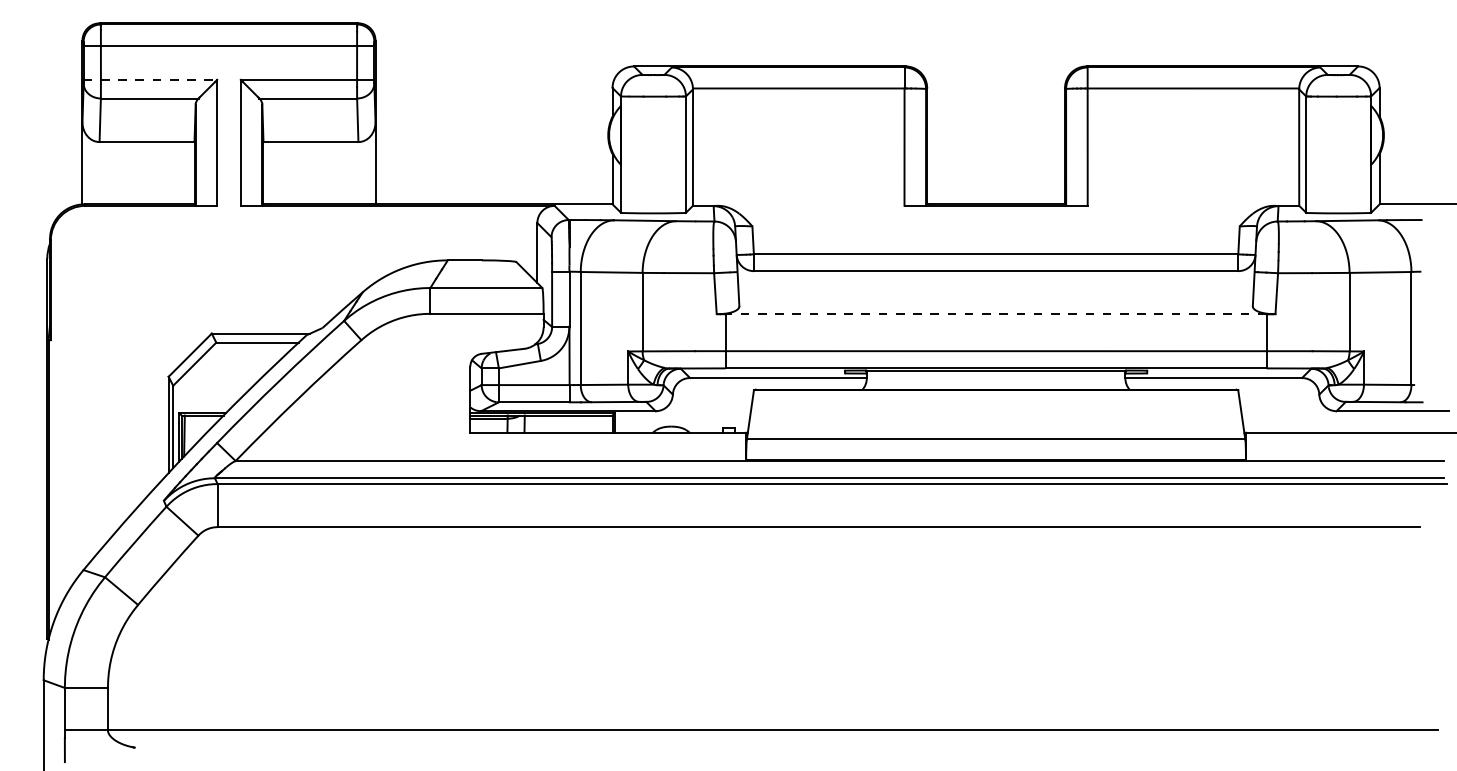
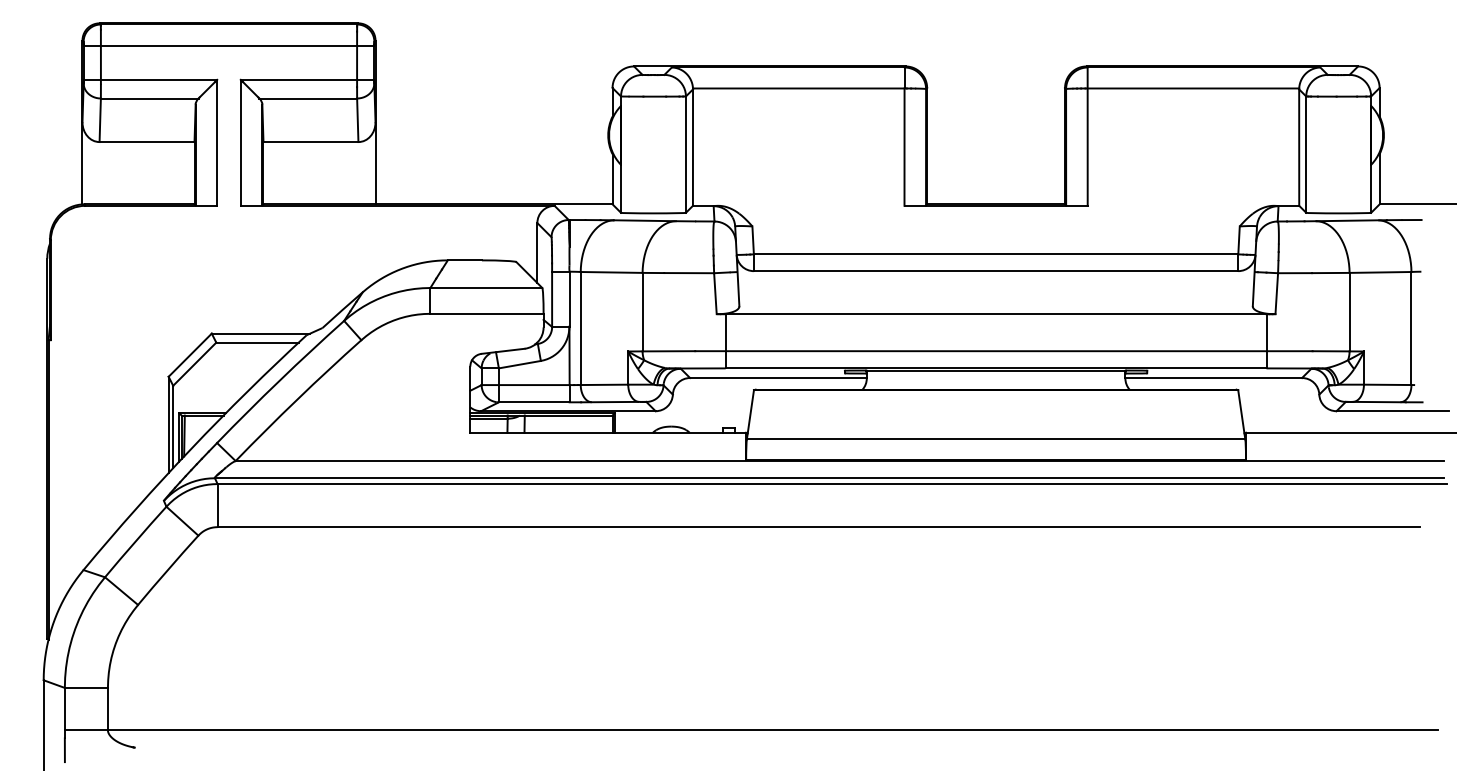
line: dashed -> solid (150, 79)
line: dashed -> solid (994, 314)
